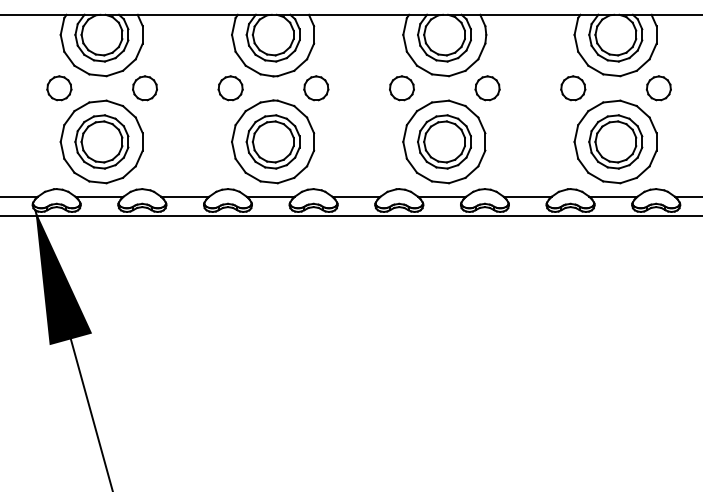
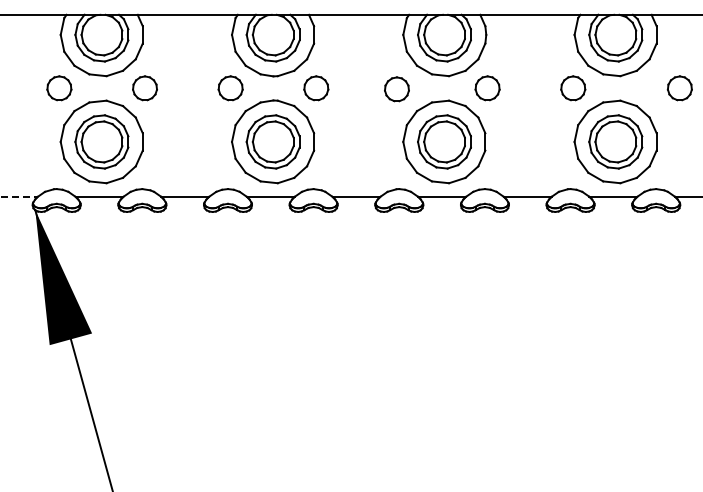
part position: (401, 88) -> (396, 89) (396, 89)
part position: (658, 88) -> (679, 88) (679, 88)
line: solid -> dashed (19, 196)
line: present -> none (350, 215)
